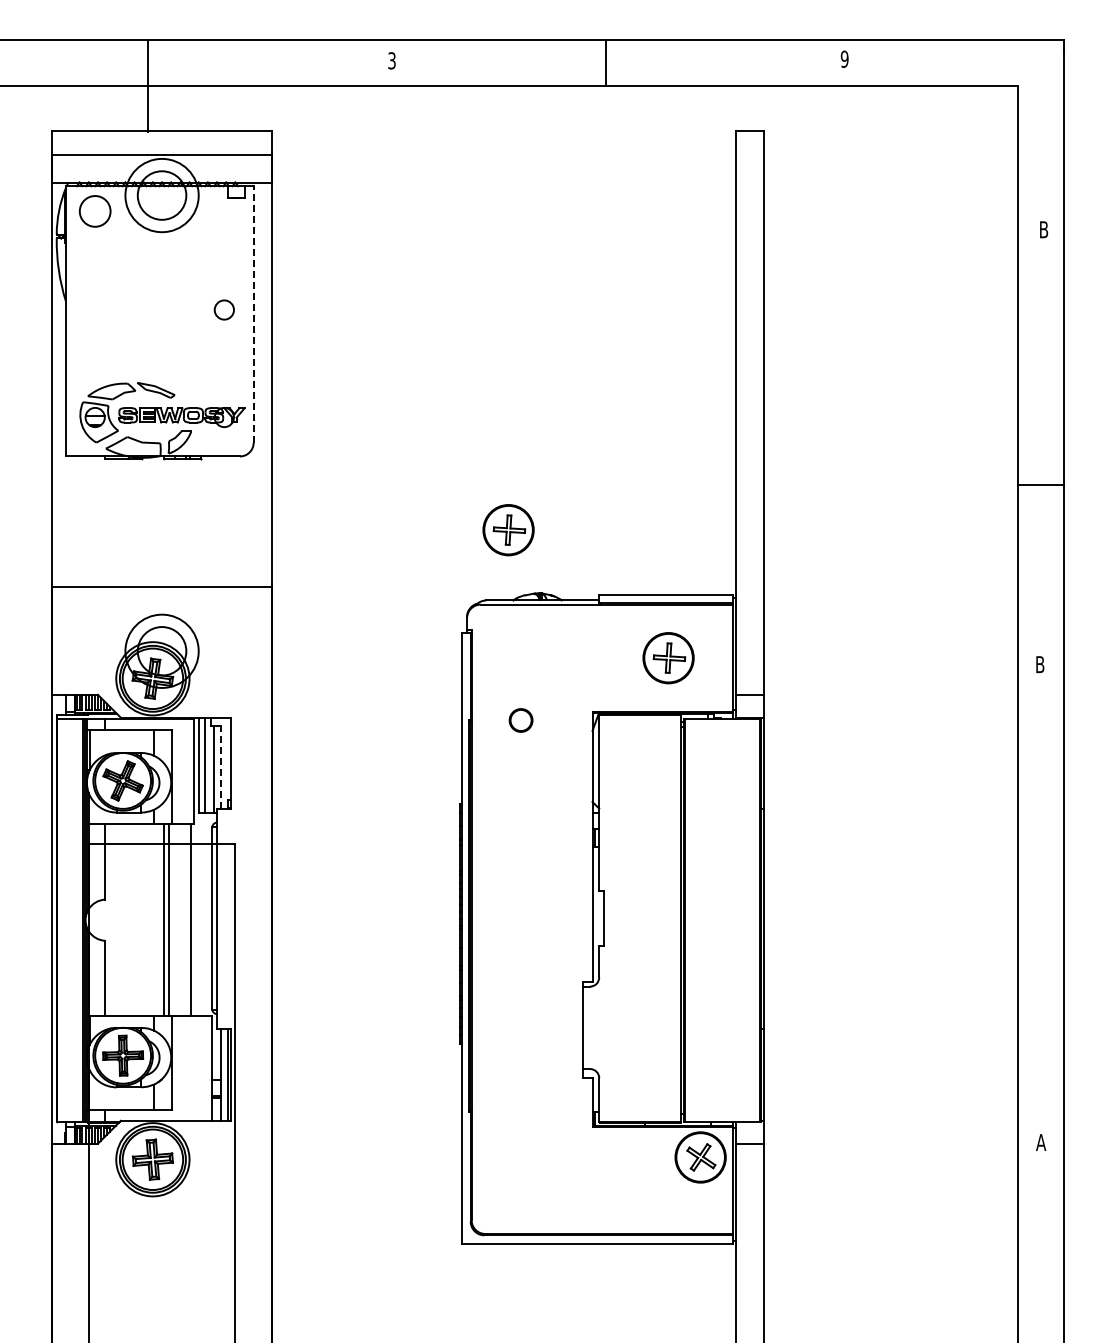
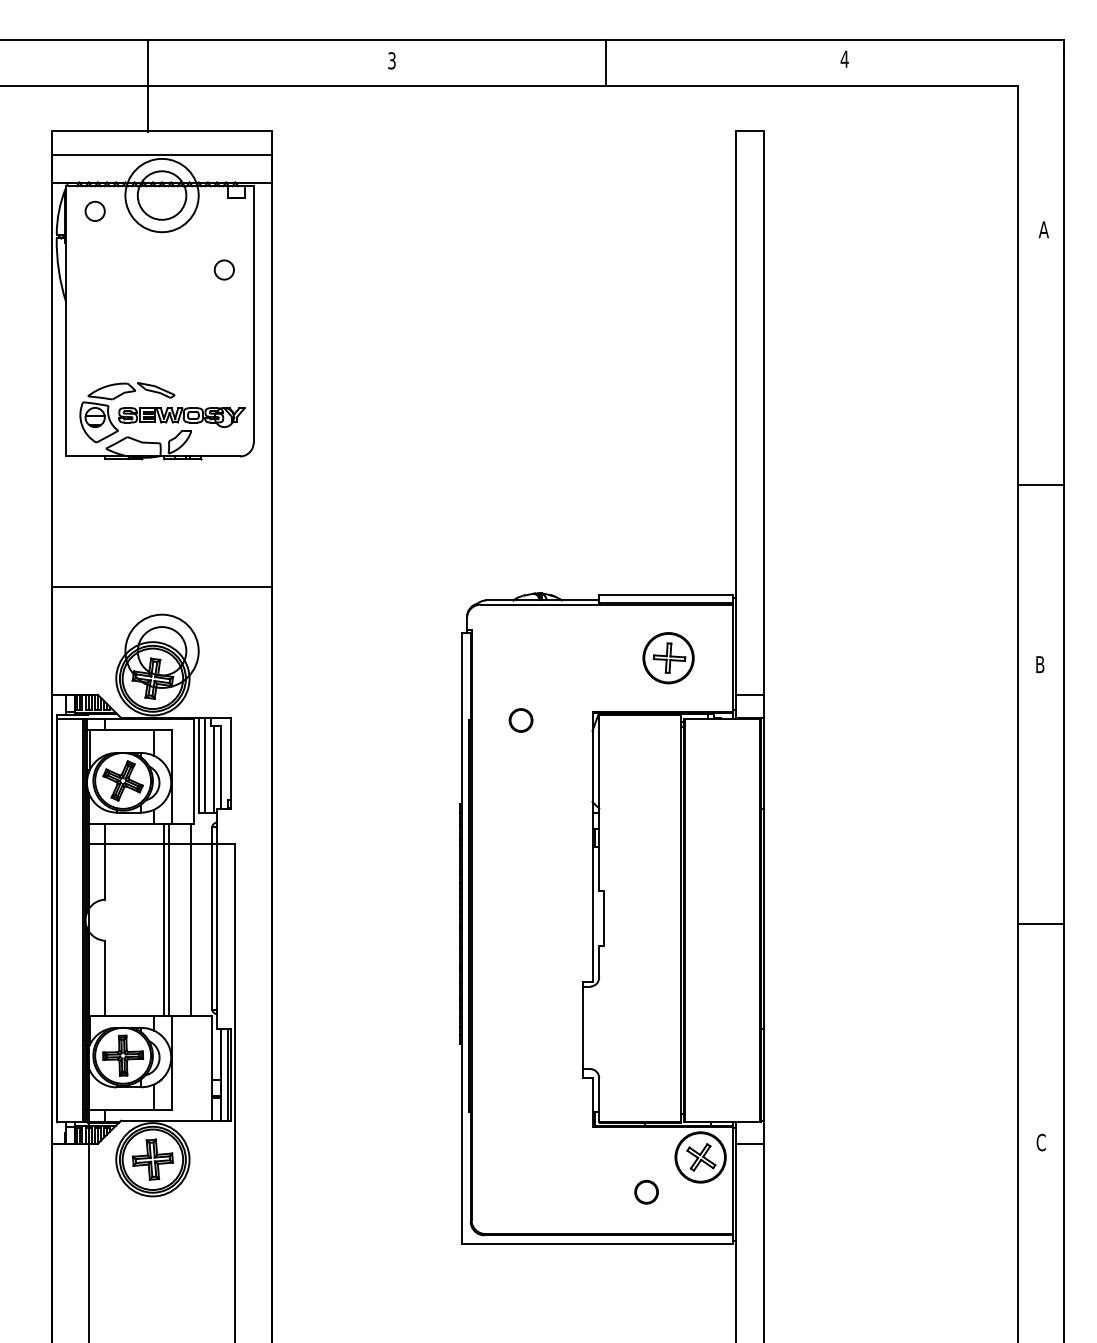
text: 9 -> 4 (844, 58)
circle diameter: 31 px -> 19 px (94, 211)
text: B -> A (1043, 229)
circle position: (223, 309) -> (223, 269) (223, 269)
line: dashed -> solid (253, 313)
part: present -> none (508, 530)
line: dashed -> solid (220, 767)
line: none -> present (1041, 924)
text: A -> C (1041, 1142)
circle: none -> present (646, 1192)
